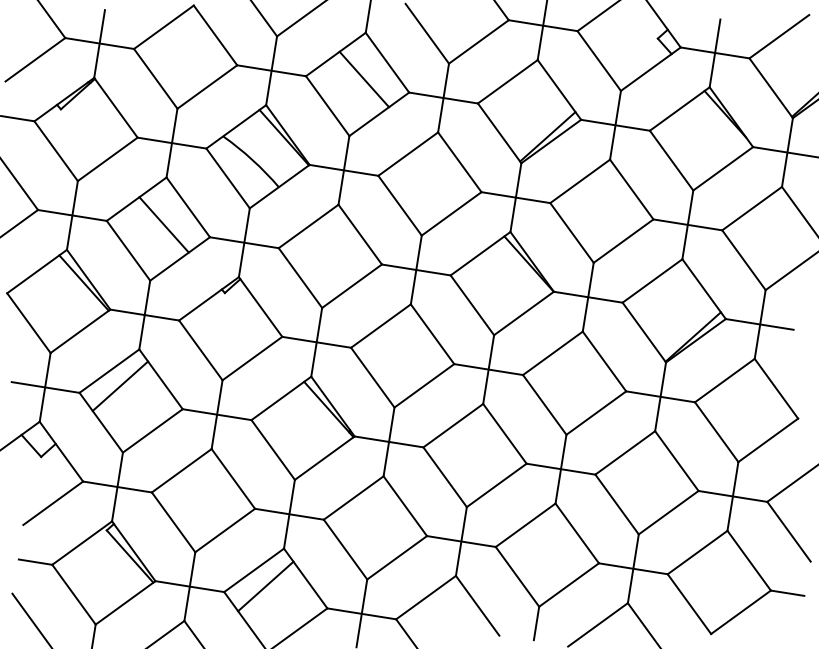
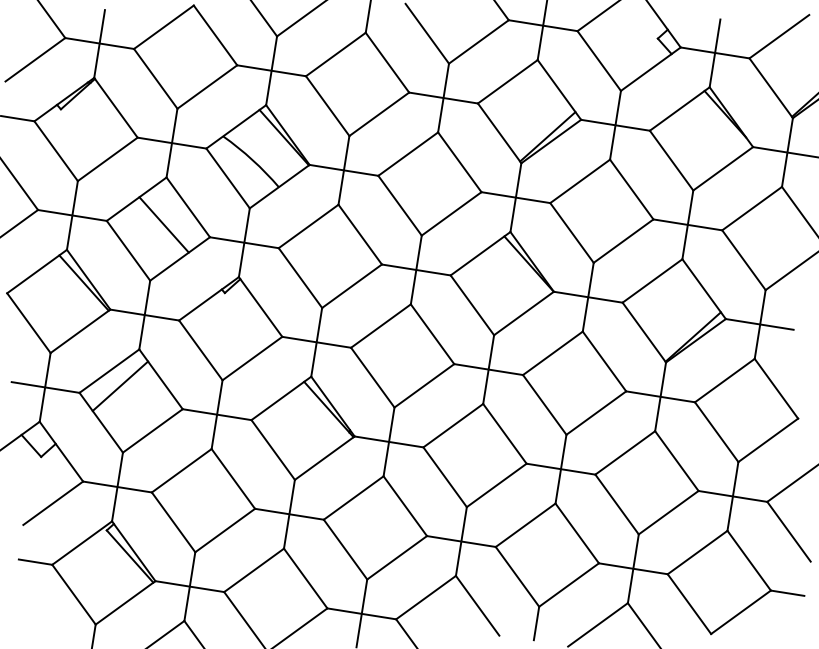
line: present -> none (364, 79)
line: present -> none (265, 586)
line: present -> none (30, 619)
